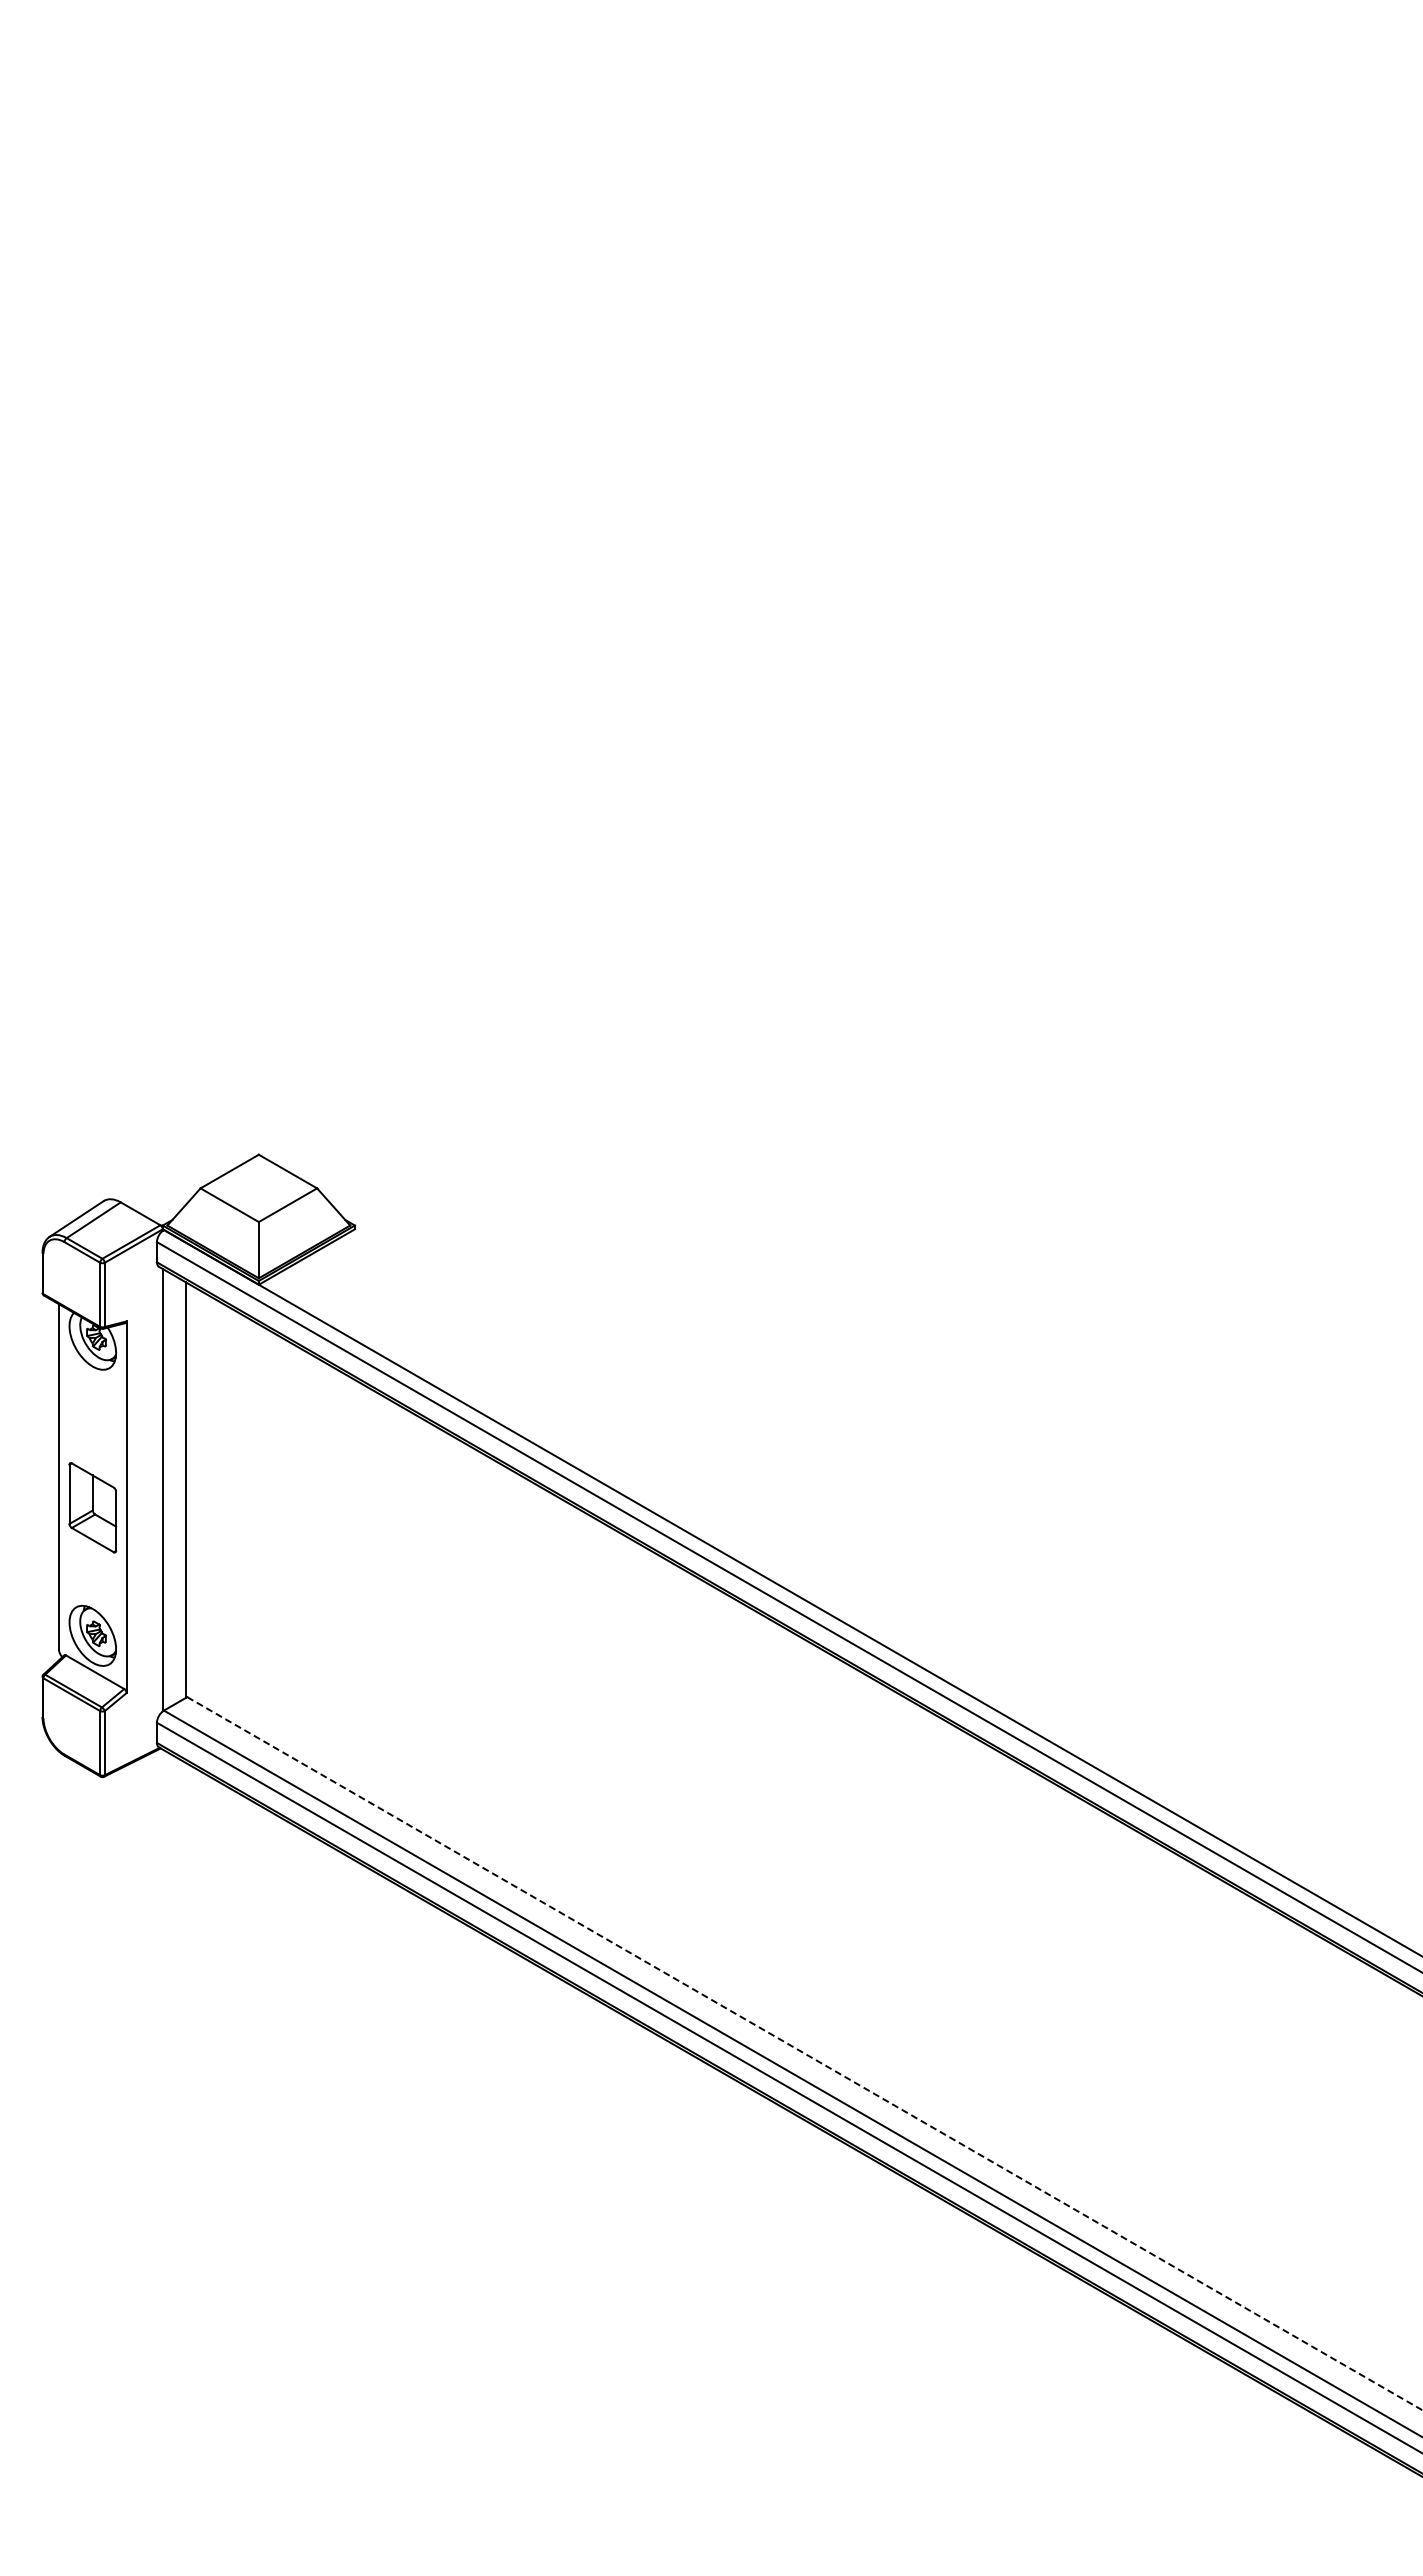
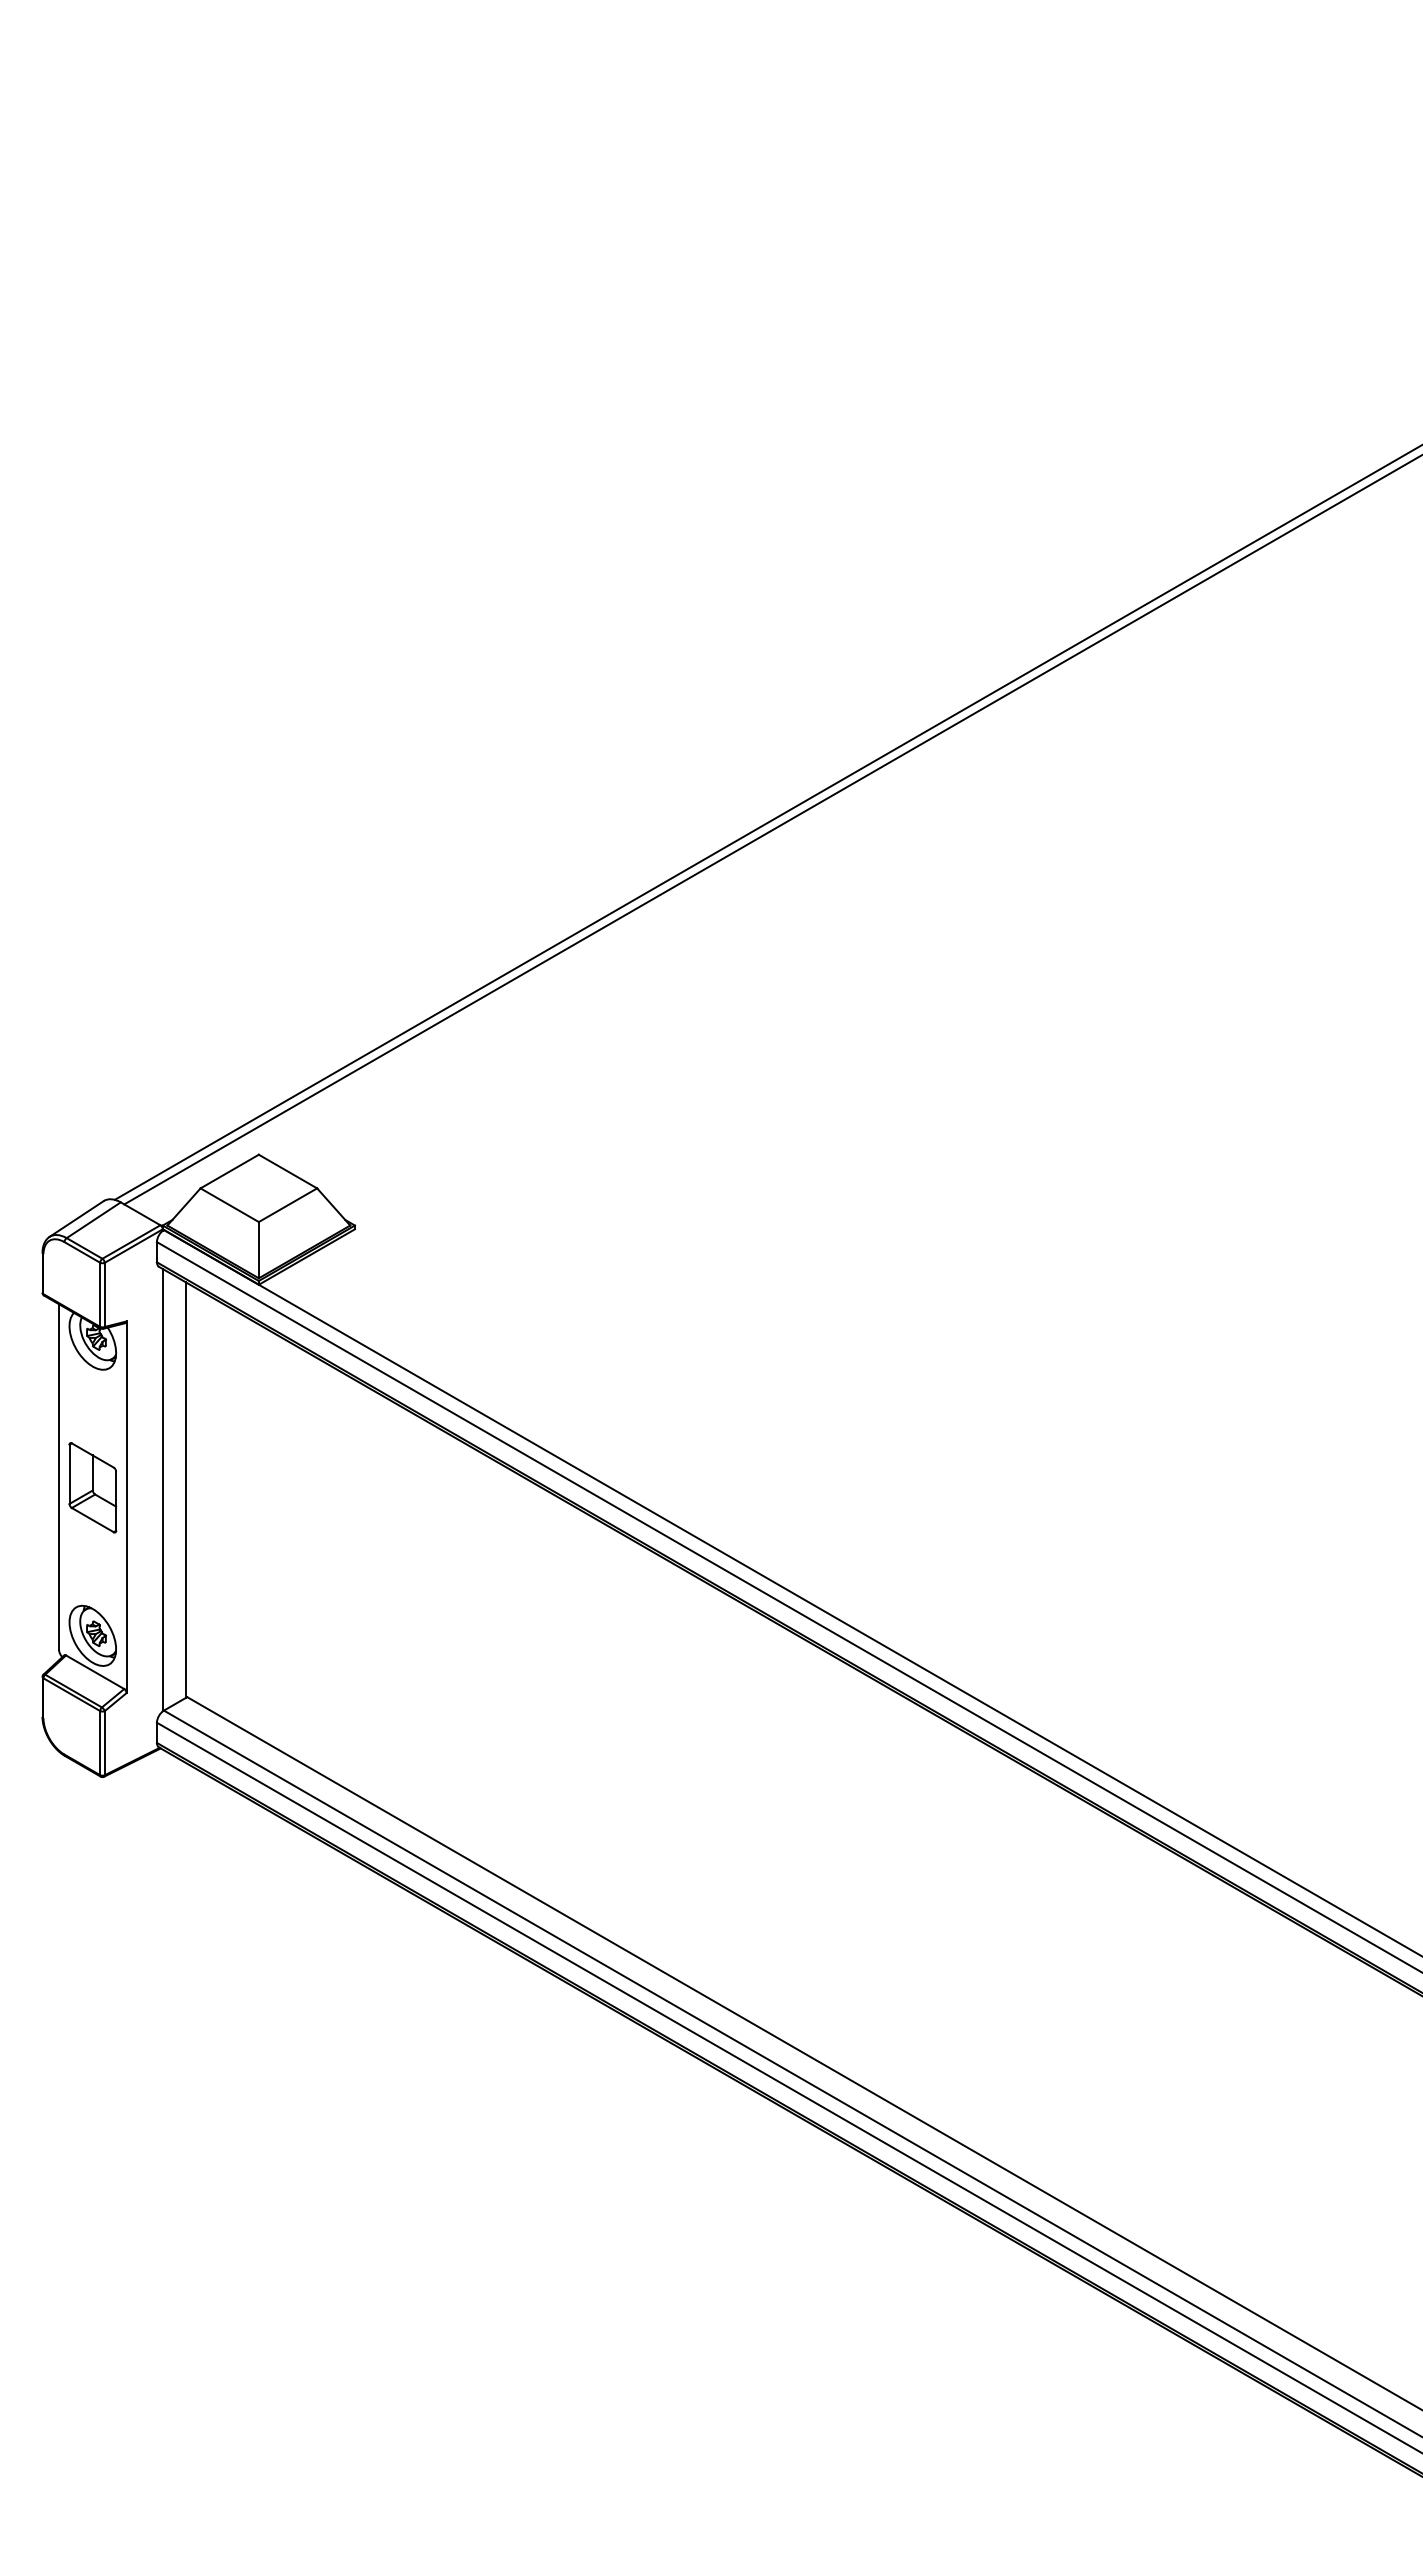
line: none -> present (766, 822)
line: none -> present (771, 830)
part position: (92, 1507) -> (92, 1487) (92, 1487)
line: dashed -> solid (805, 2054)
